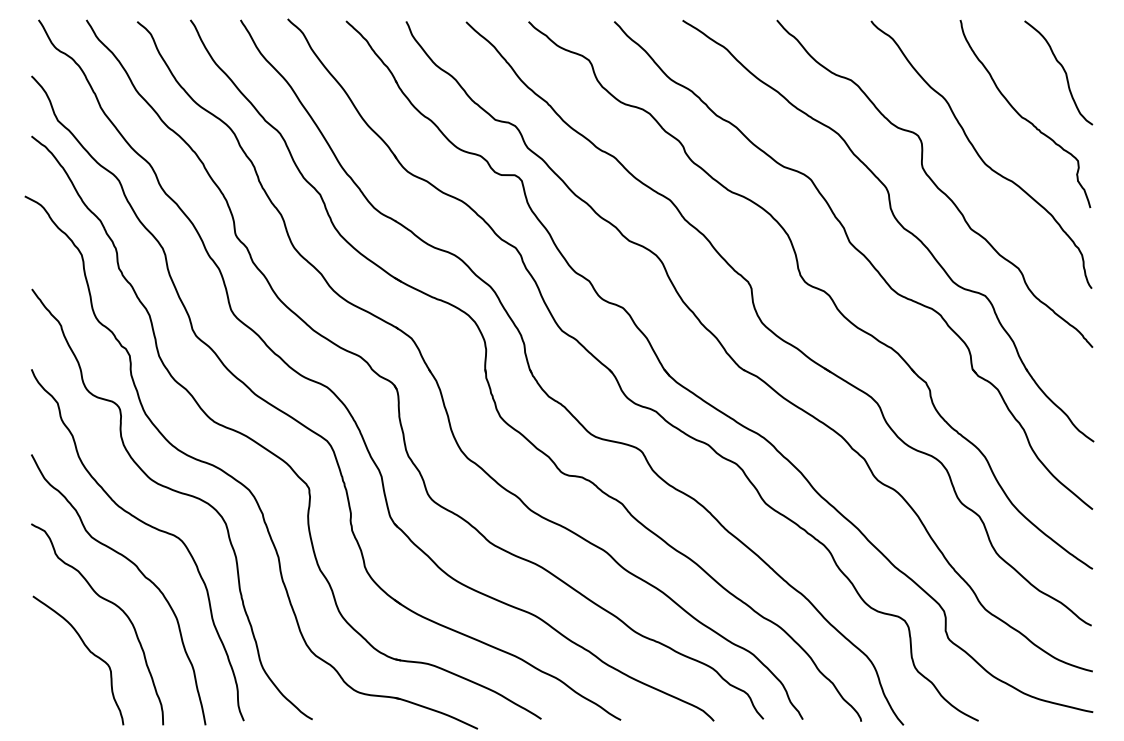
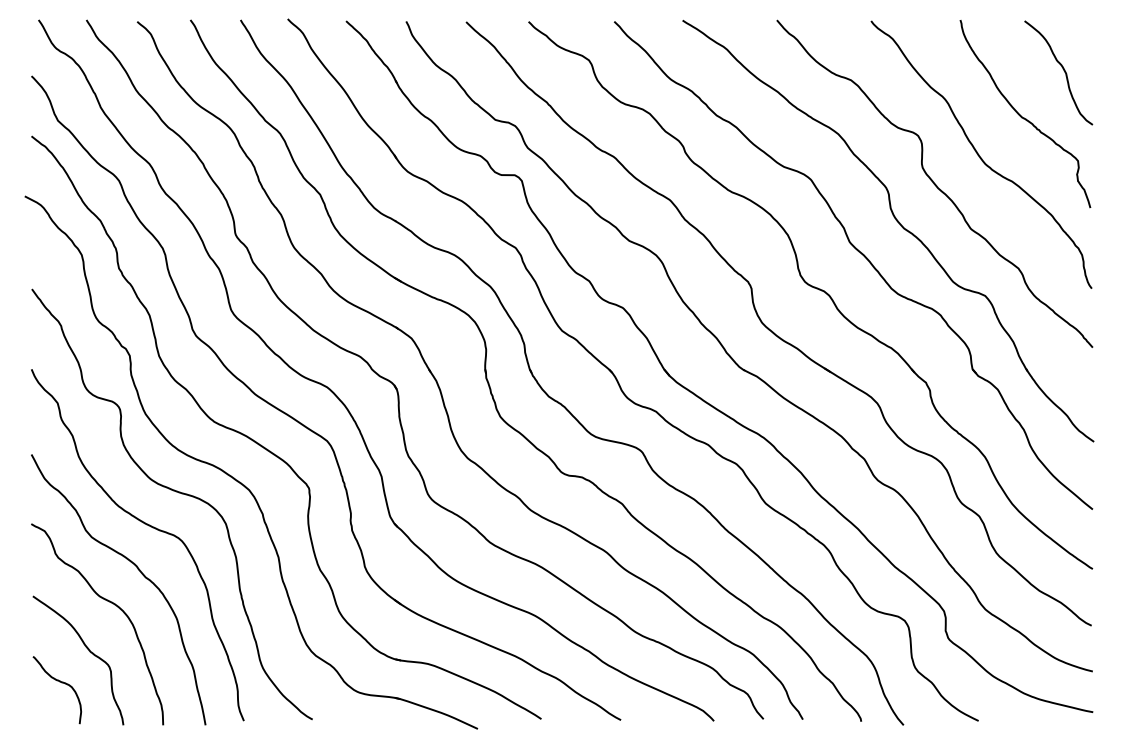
curve: none -> present (61, 683)
